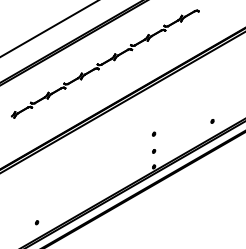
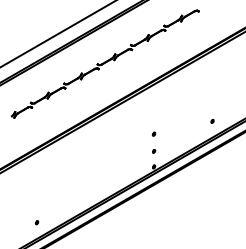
line position: (48, 28) -> (57, 34) (57, 34)
